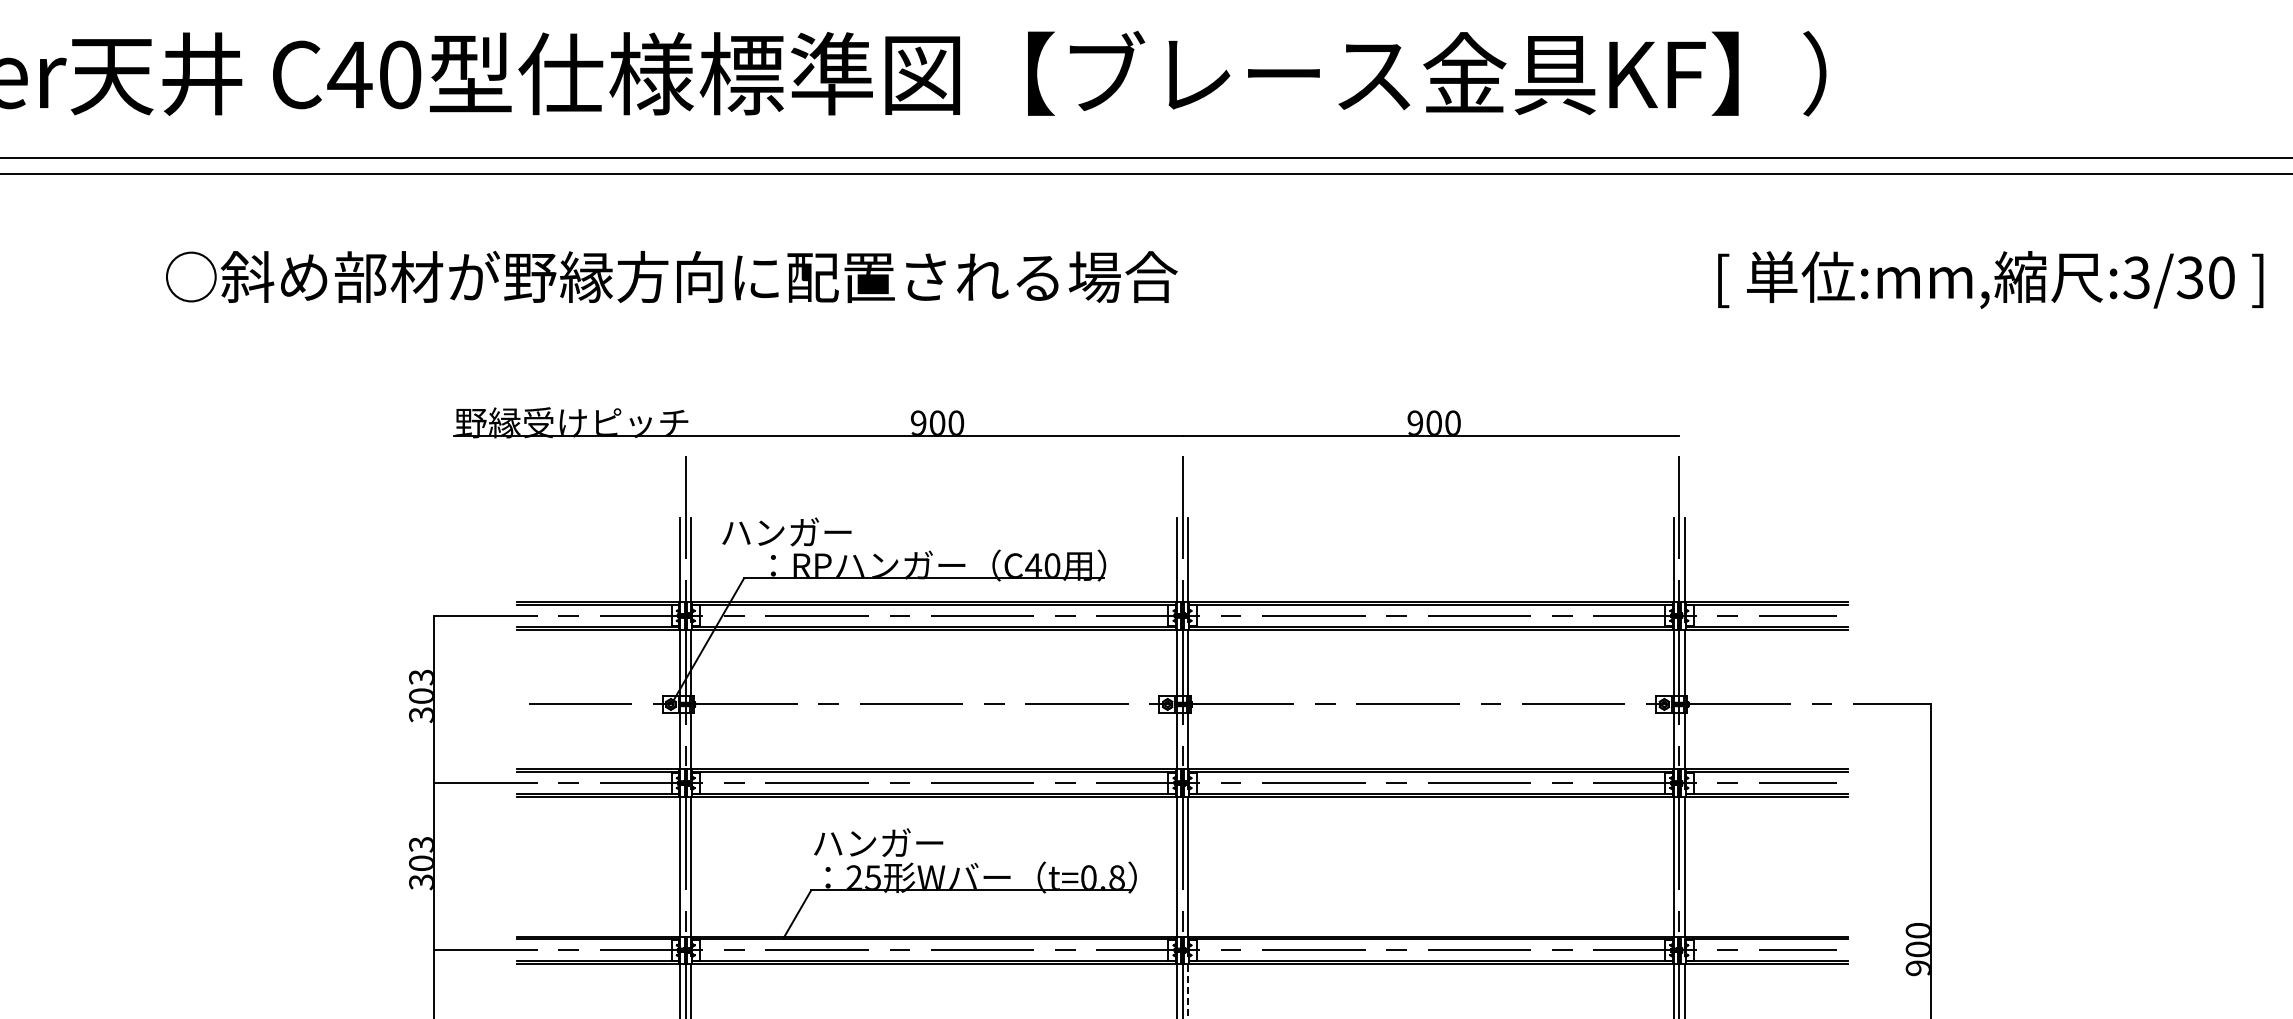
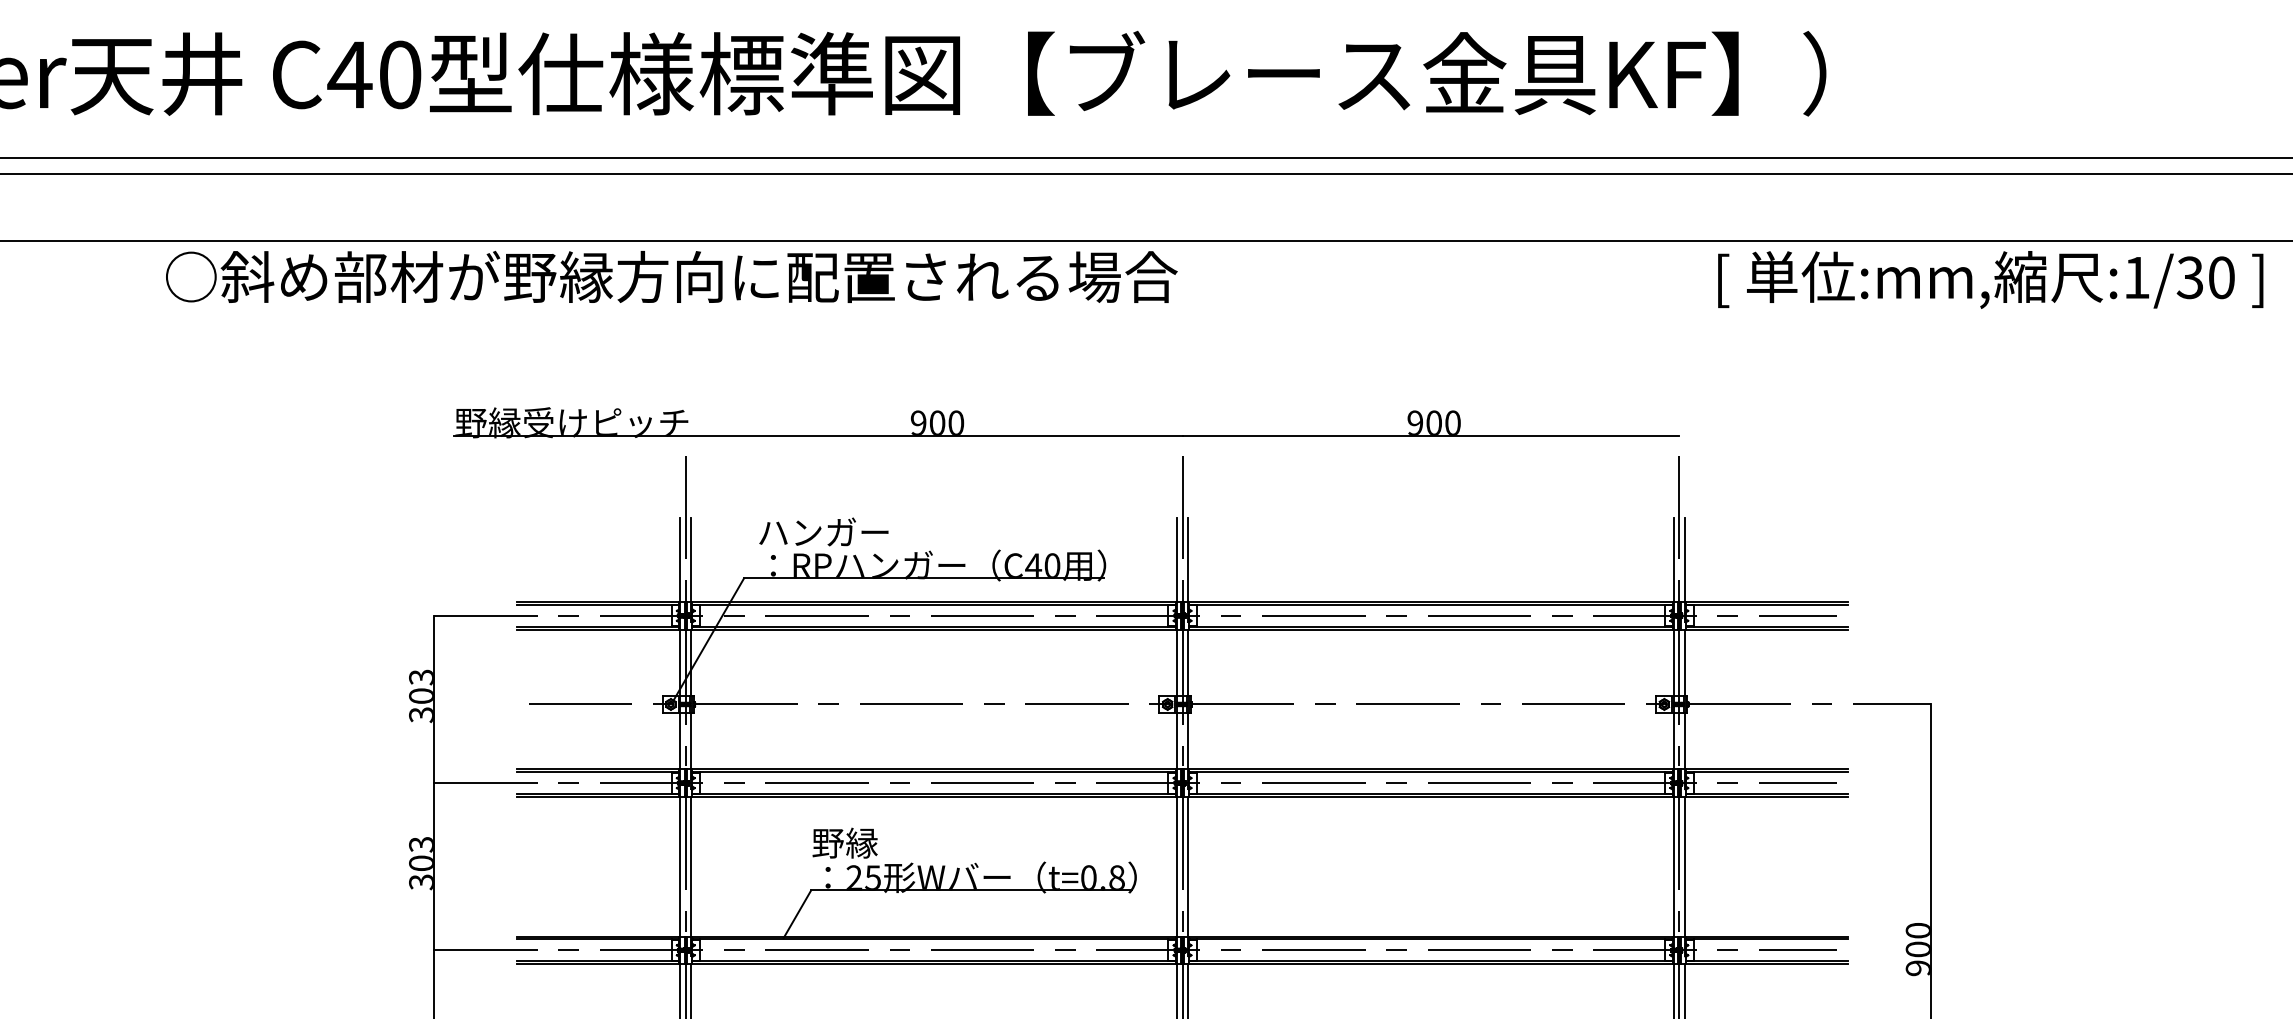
line: none -> present (1145, 240)
text: :3/30 -> :1/30 (2136, 277)
text position: (786, 531) -> (823, 531) (823, 531)
text: ハンガー -> 野縁 (877, 842)
line: dashed -> solid (1188, 991)
